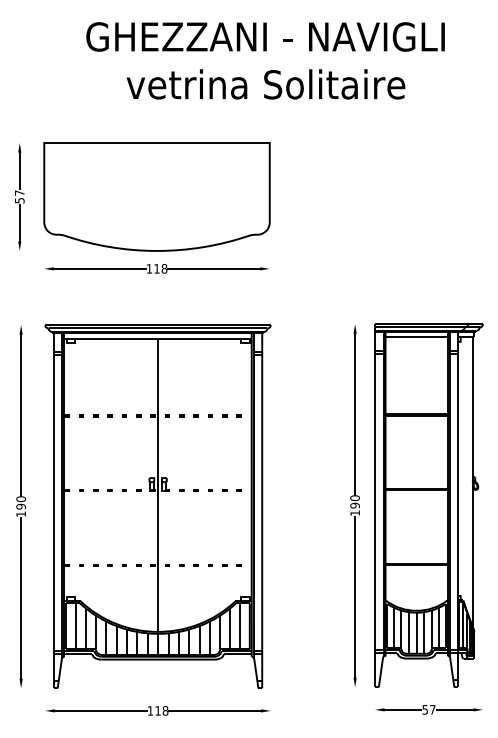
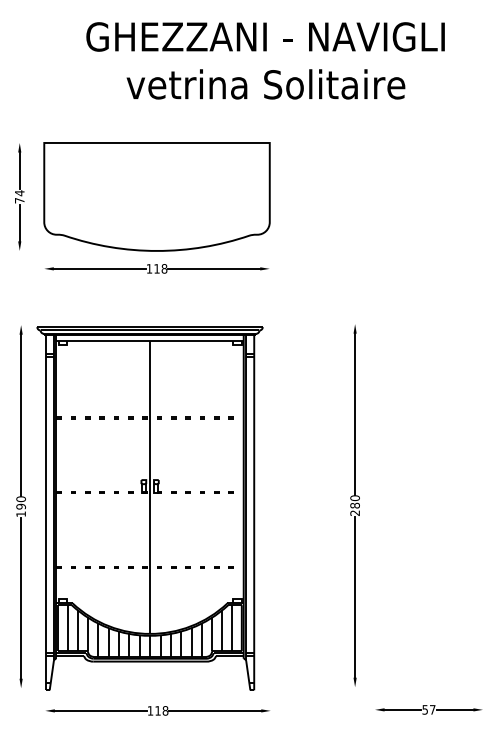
text: 57 -> 74 (19, 196)
part: present -> none (428, 505)
part position: (157, 506) -> (149, 508) (149, 508)
text: 190 -> 280 (354, 508)
